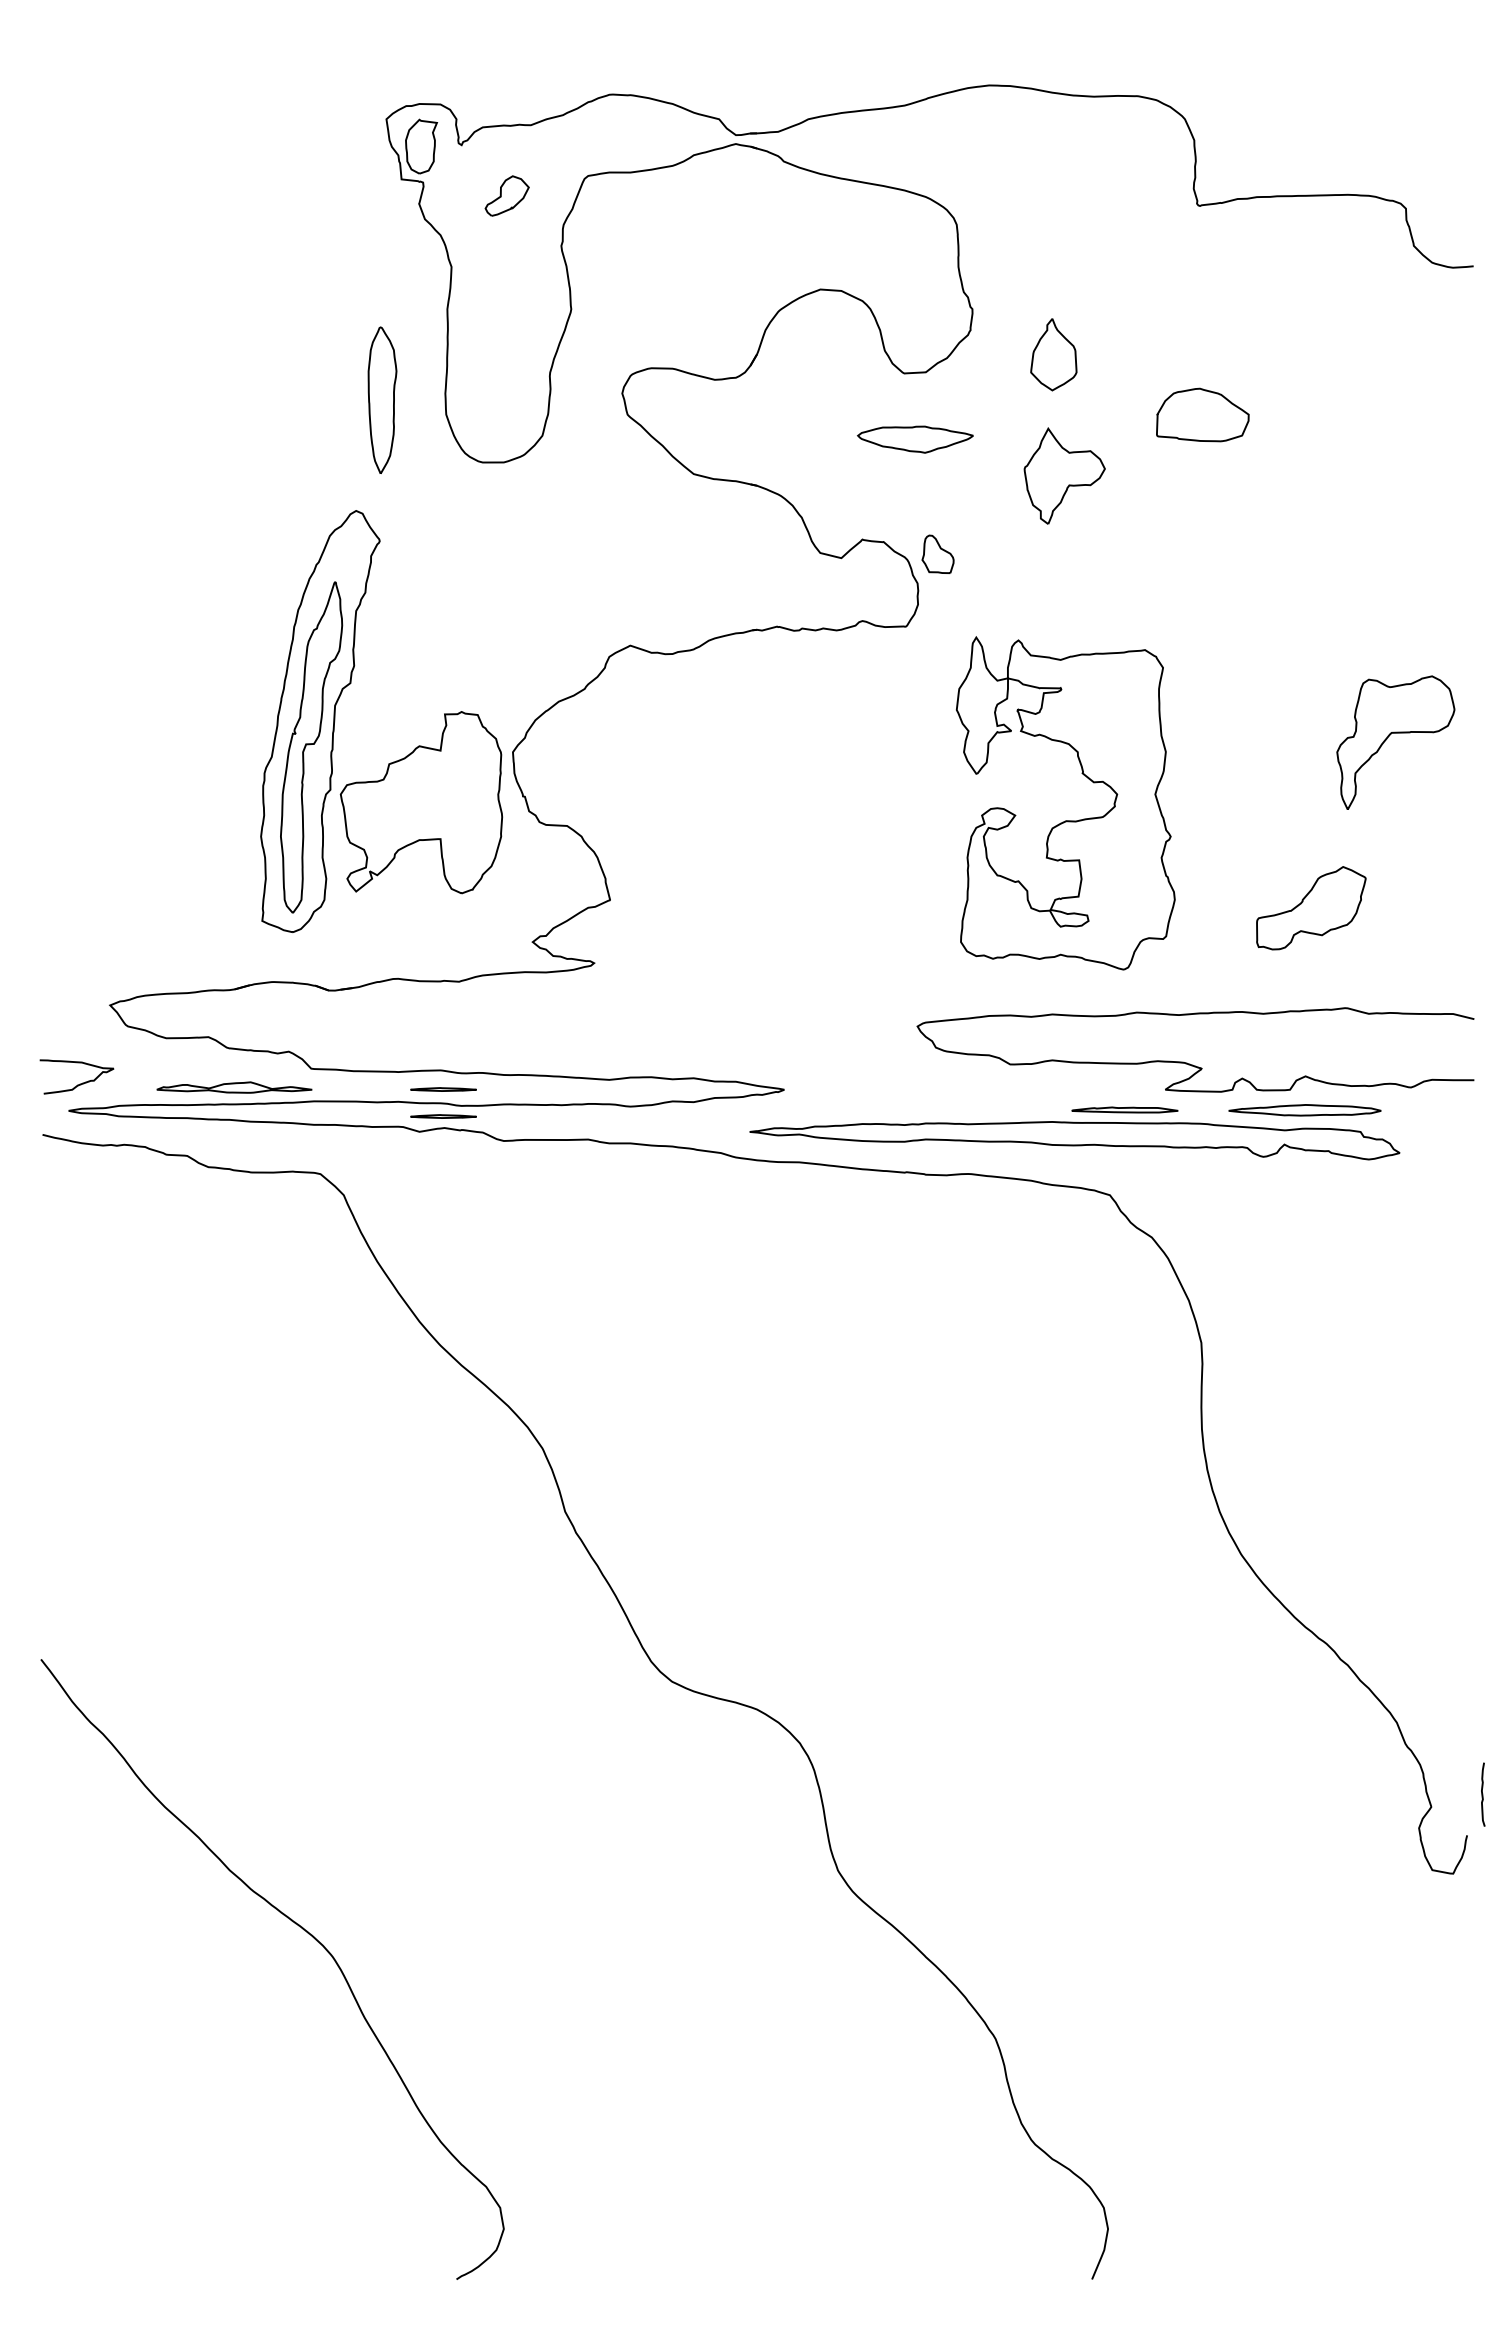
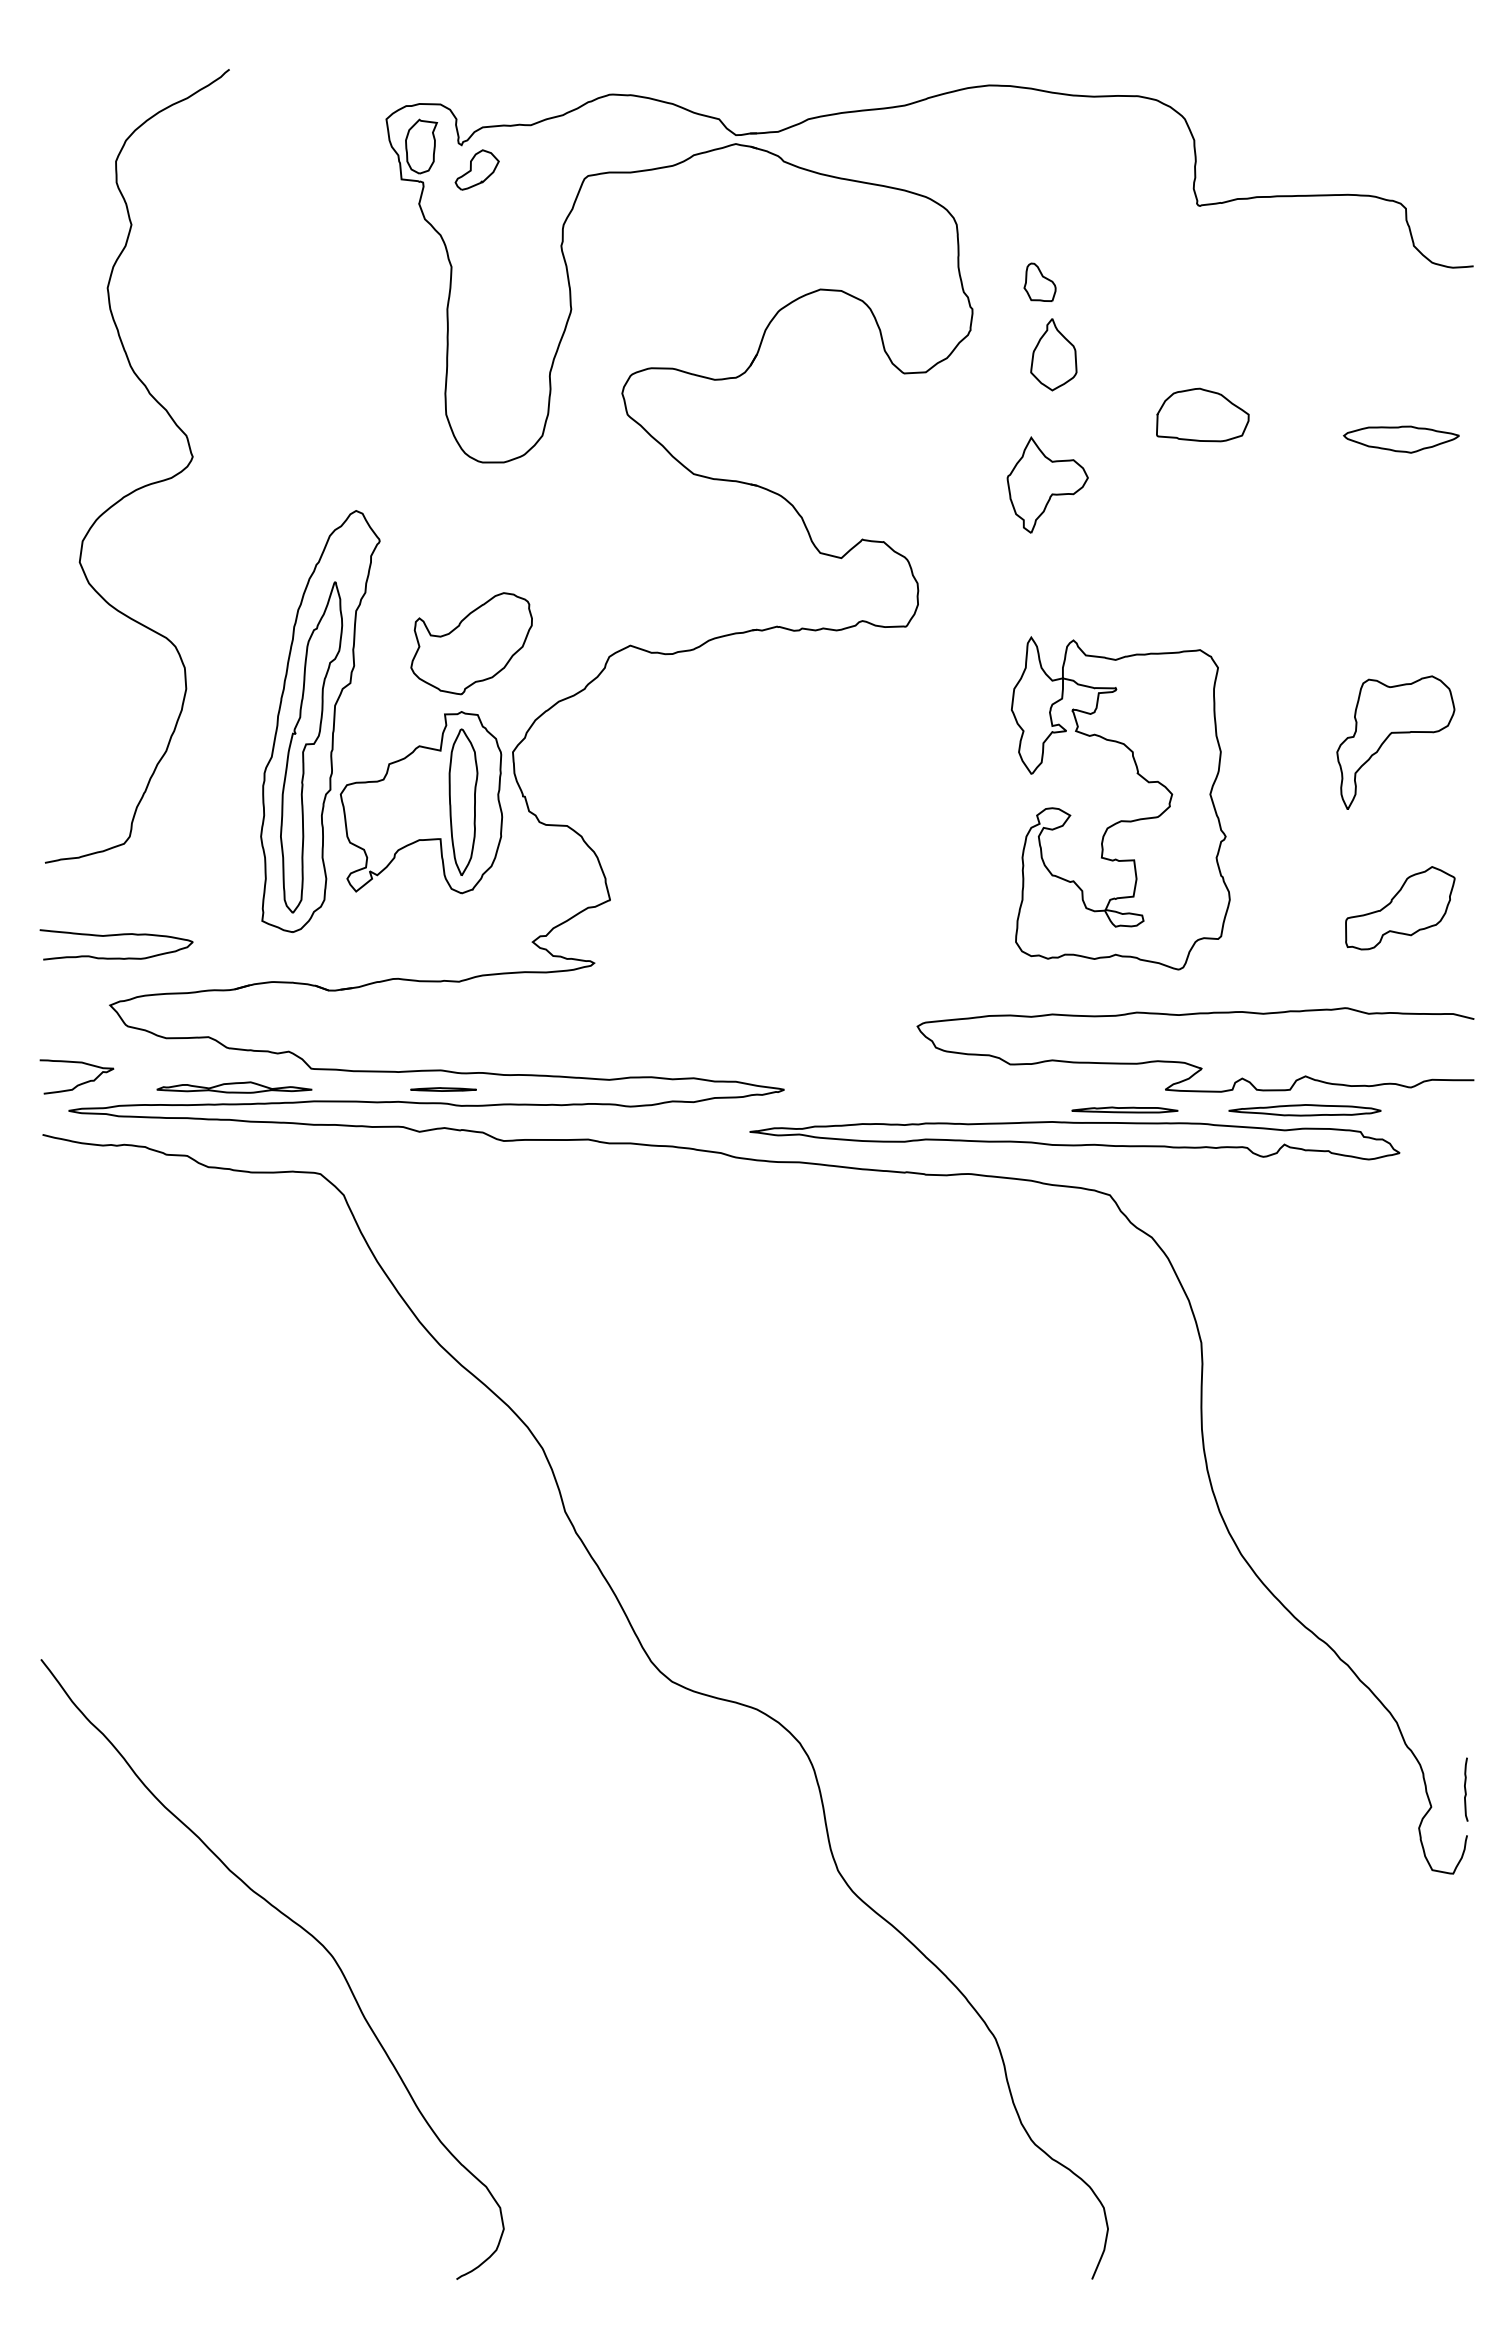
part position: (506, 195) -> (476, 169) (476, 169)
part position: (382, 399) -> (463, 801) (463, 801)
part position: (915, 439) -> (1401, 439) (1401, 439)
part position: (1064, 475) -> (1047, 484) (1047, 484)
curve: none -> present (143, 485)
part position: (937, 553) -> (1039, 281) (1039, 281)
part: none -> present (471, 643)
part position: (1065, 820) -> (1120, 820) (1120, 820)
part position: (1311, 908) -> (1400, 908) (1400, 908)
curve: none -> present (113, 936)
line: present -> none (443, 1116)
curve position: (1483, 1794) -> (1466, 1789) (1466, 1789)
